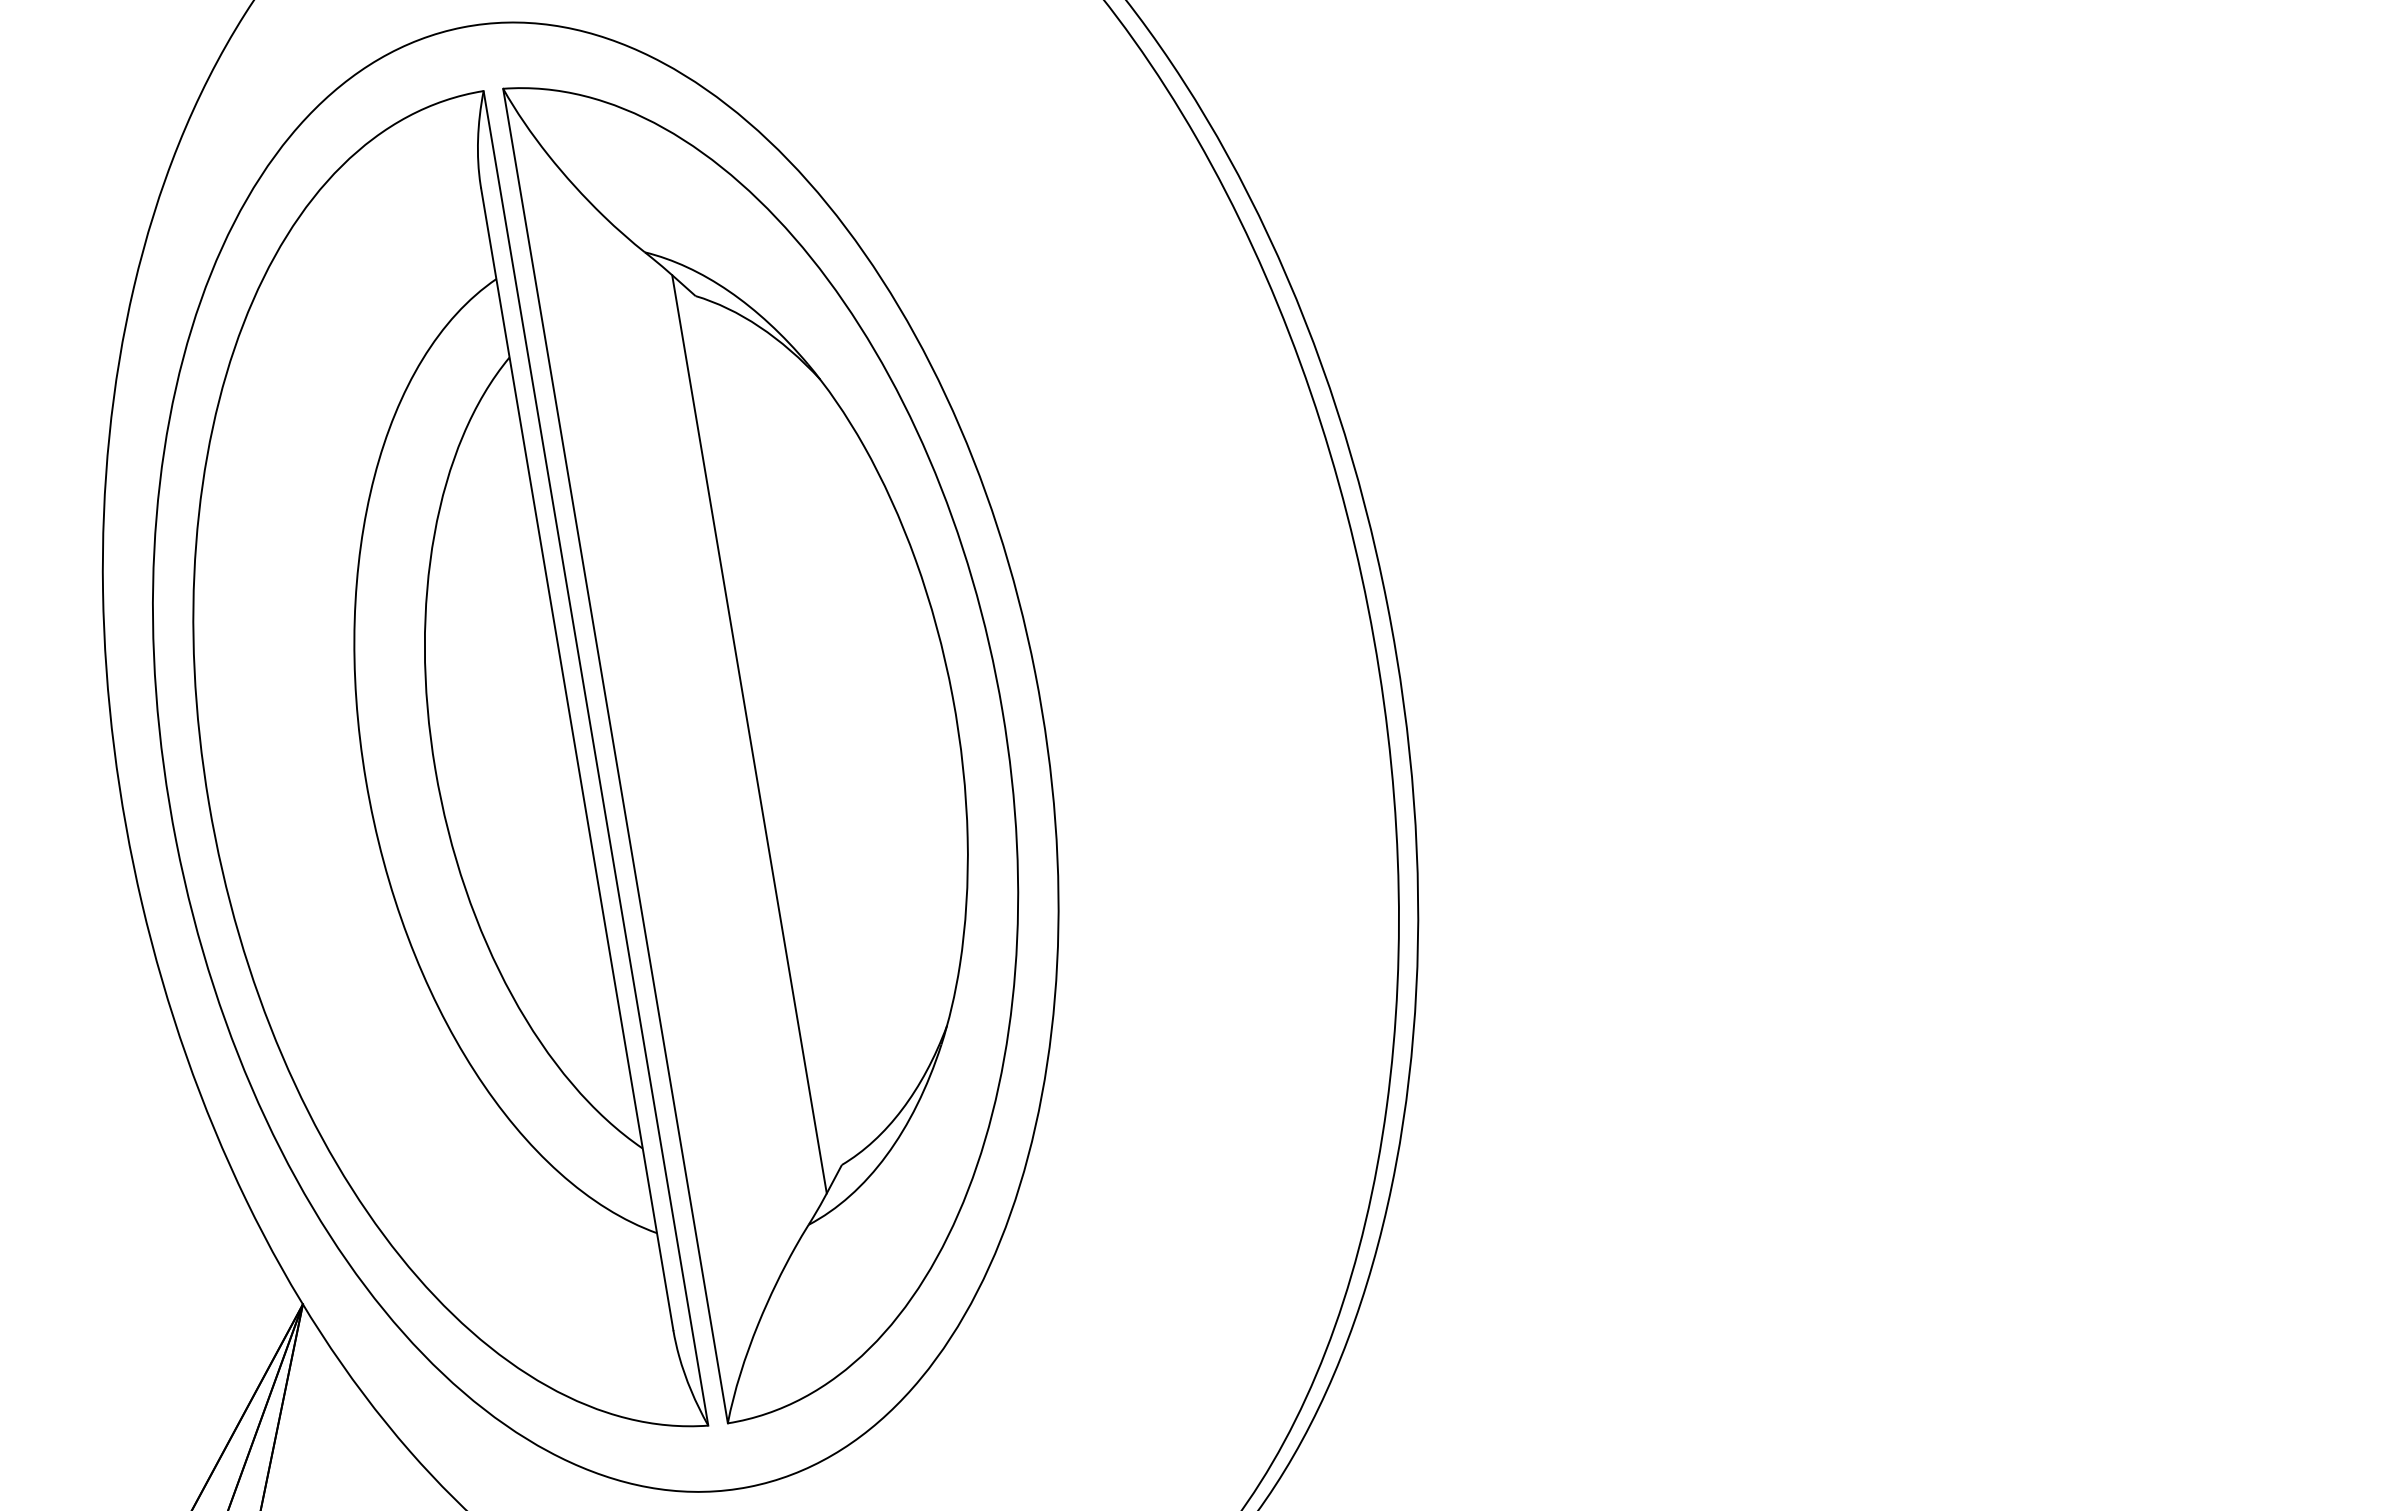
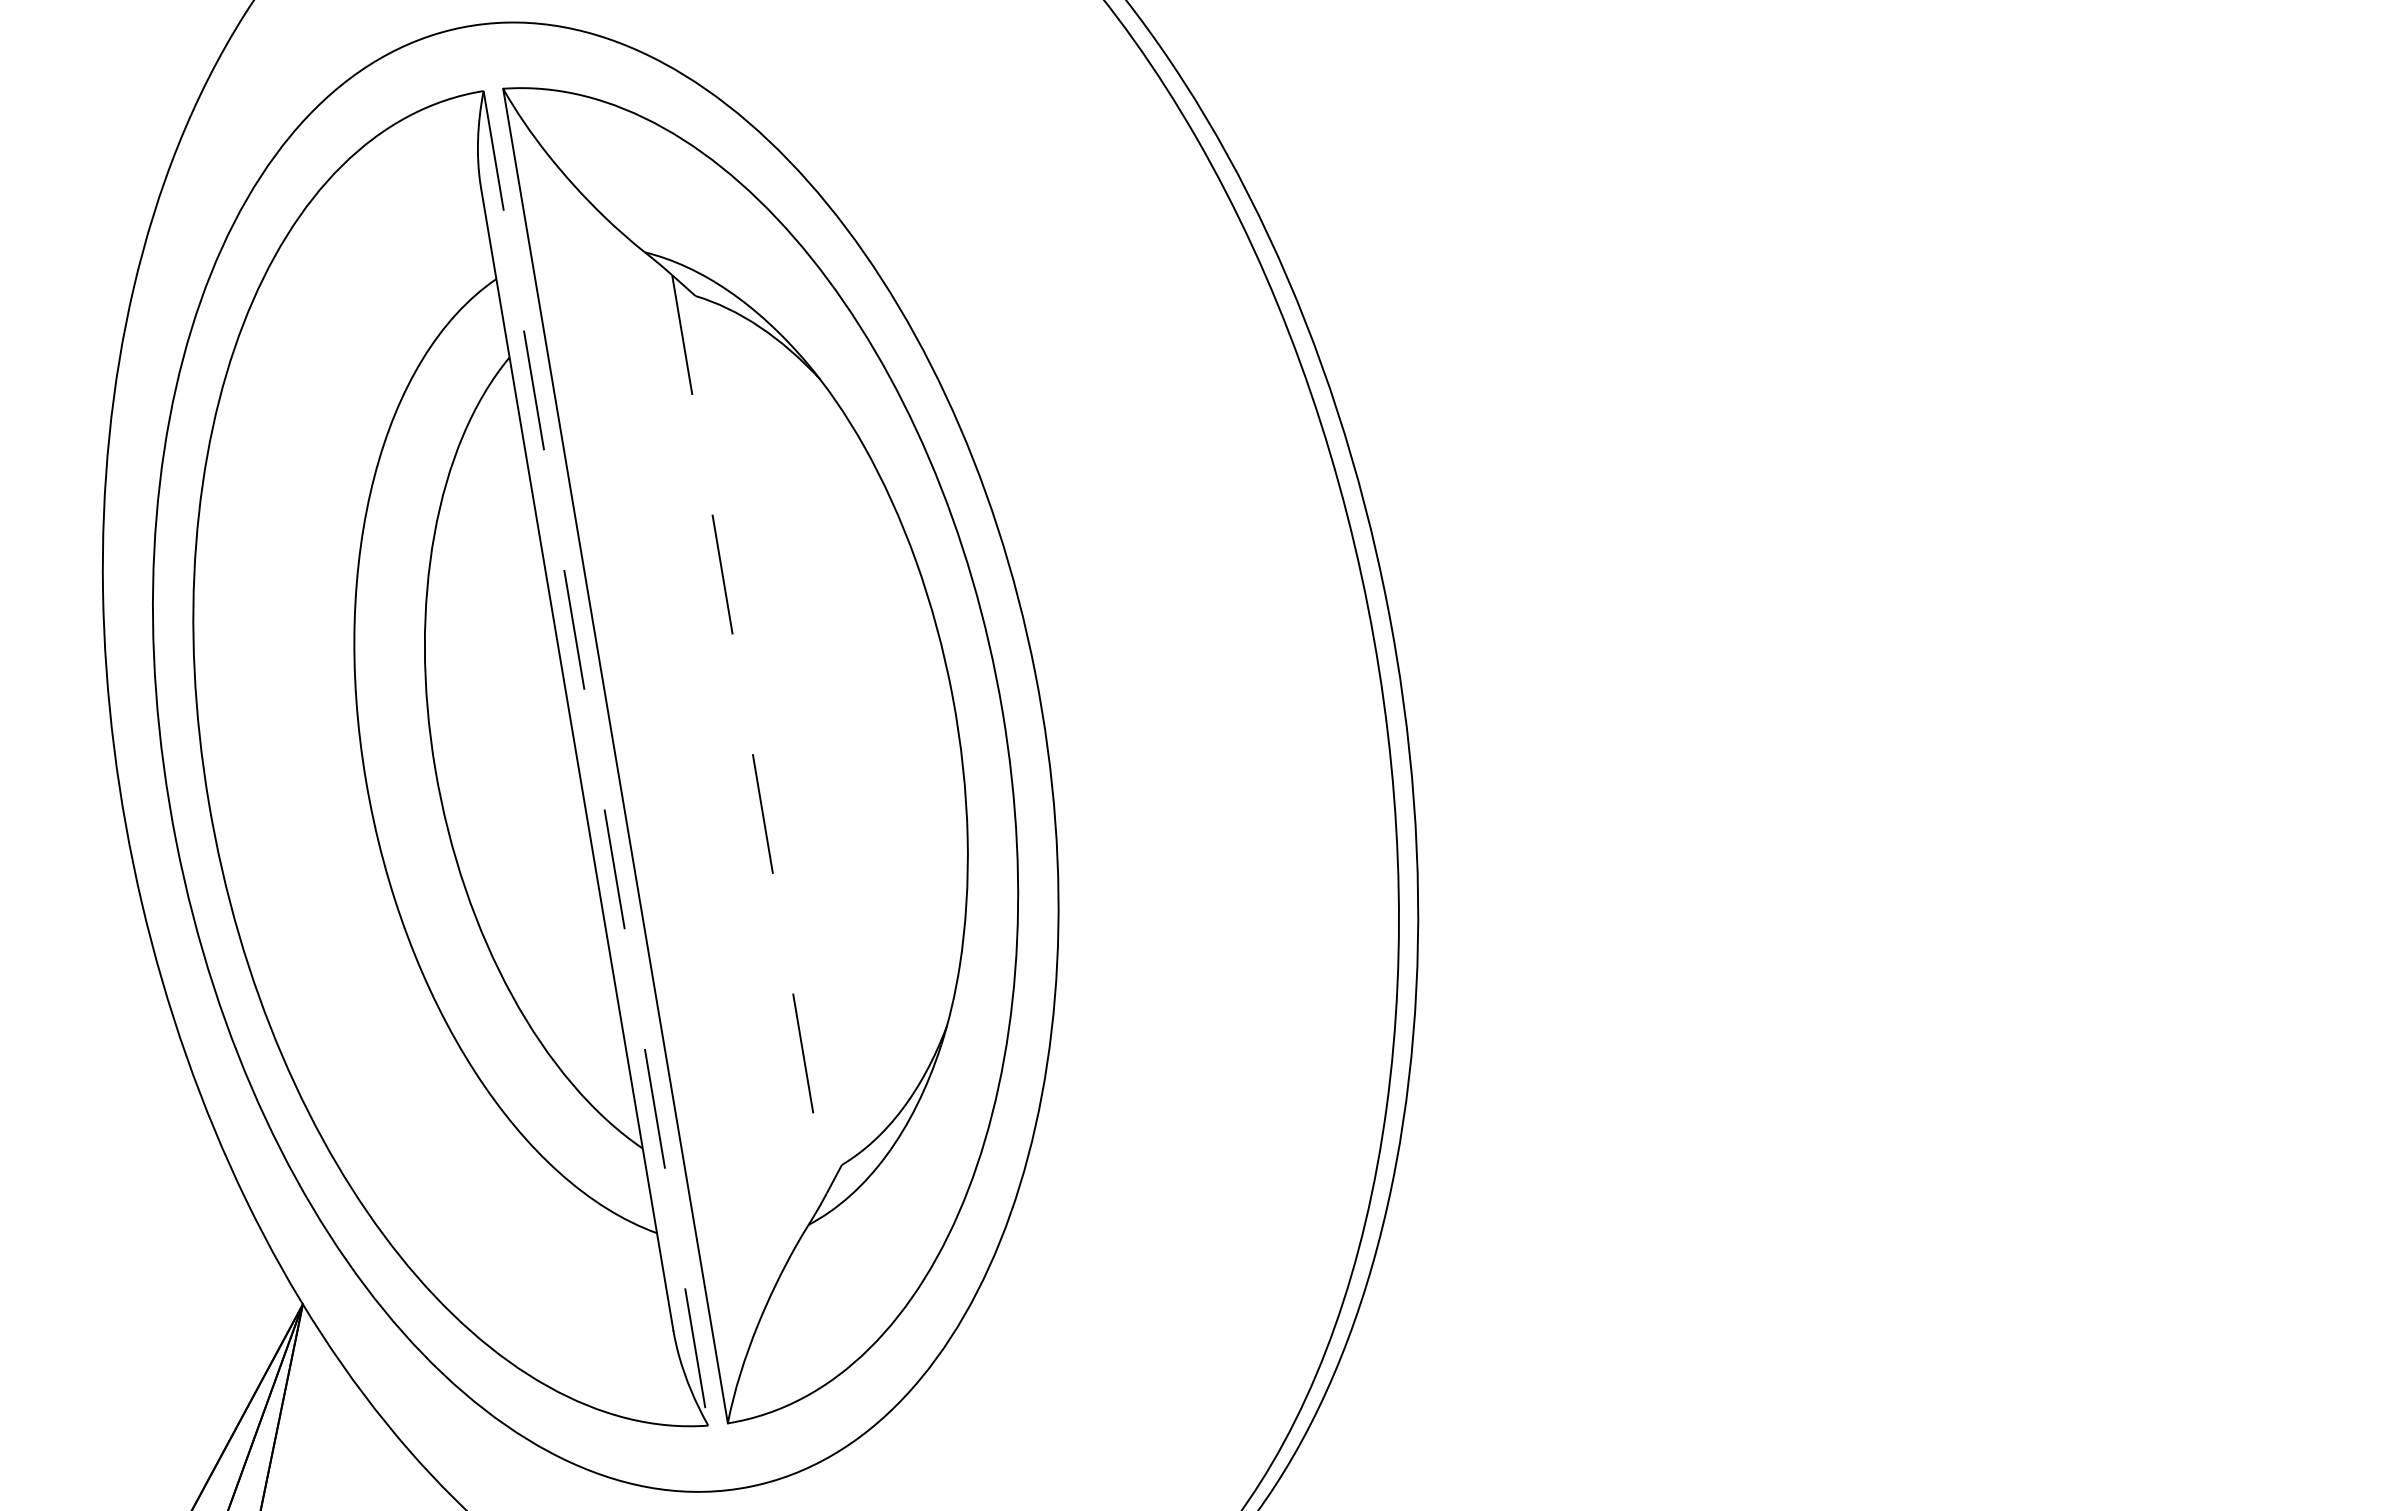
line: solid -> dashed (749, 734)
line: solid -> dashed (595, 758)
